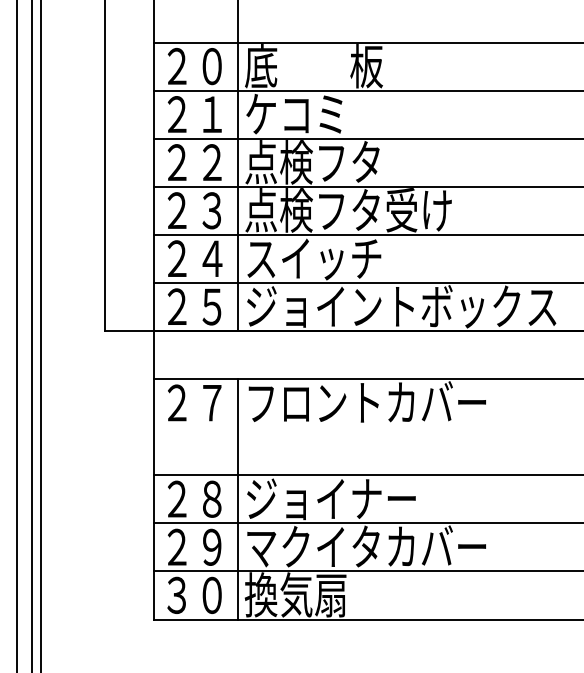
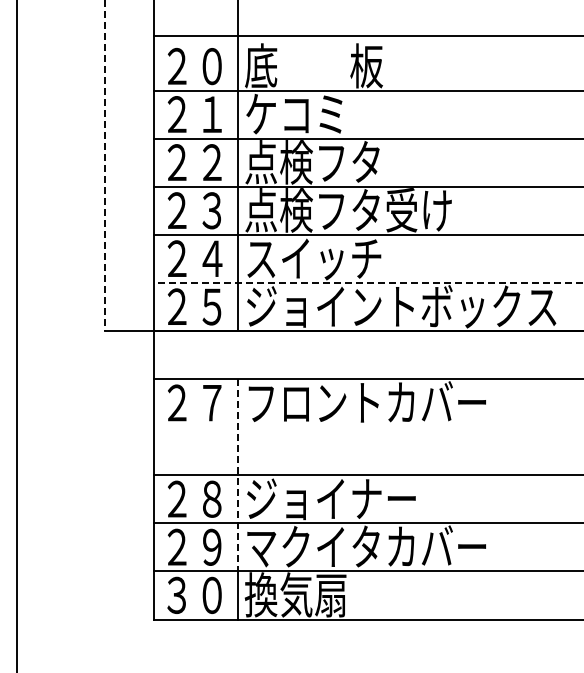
line position: (366, 42) -> (366, 35) (366, 35)
line: solid -> dashed (105, 166)
line: solid -> dashed (368, 282)
line: present -> none (31, 335)
line: present -> none (41, 335)
line: solid -> dashed (237, 475)
